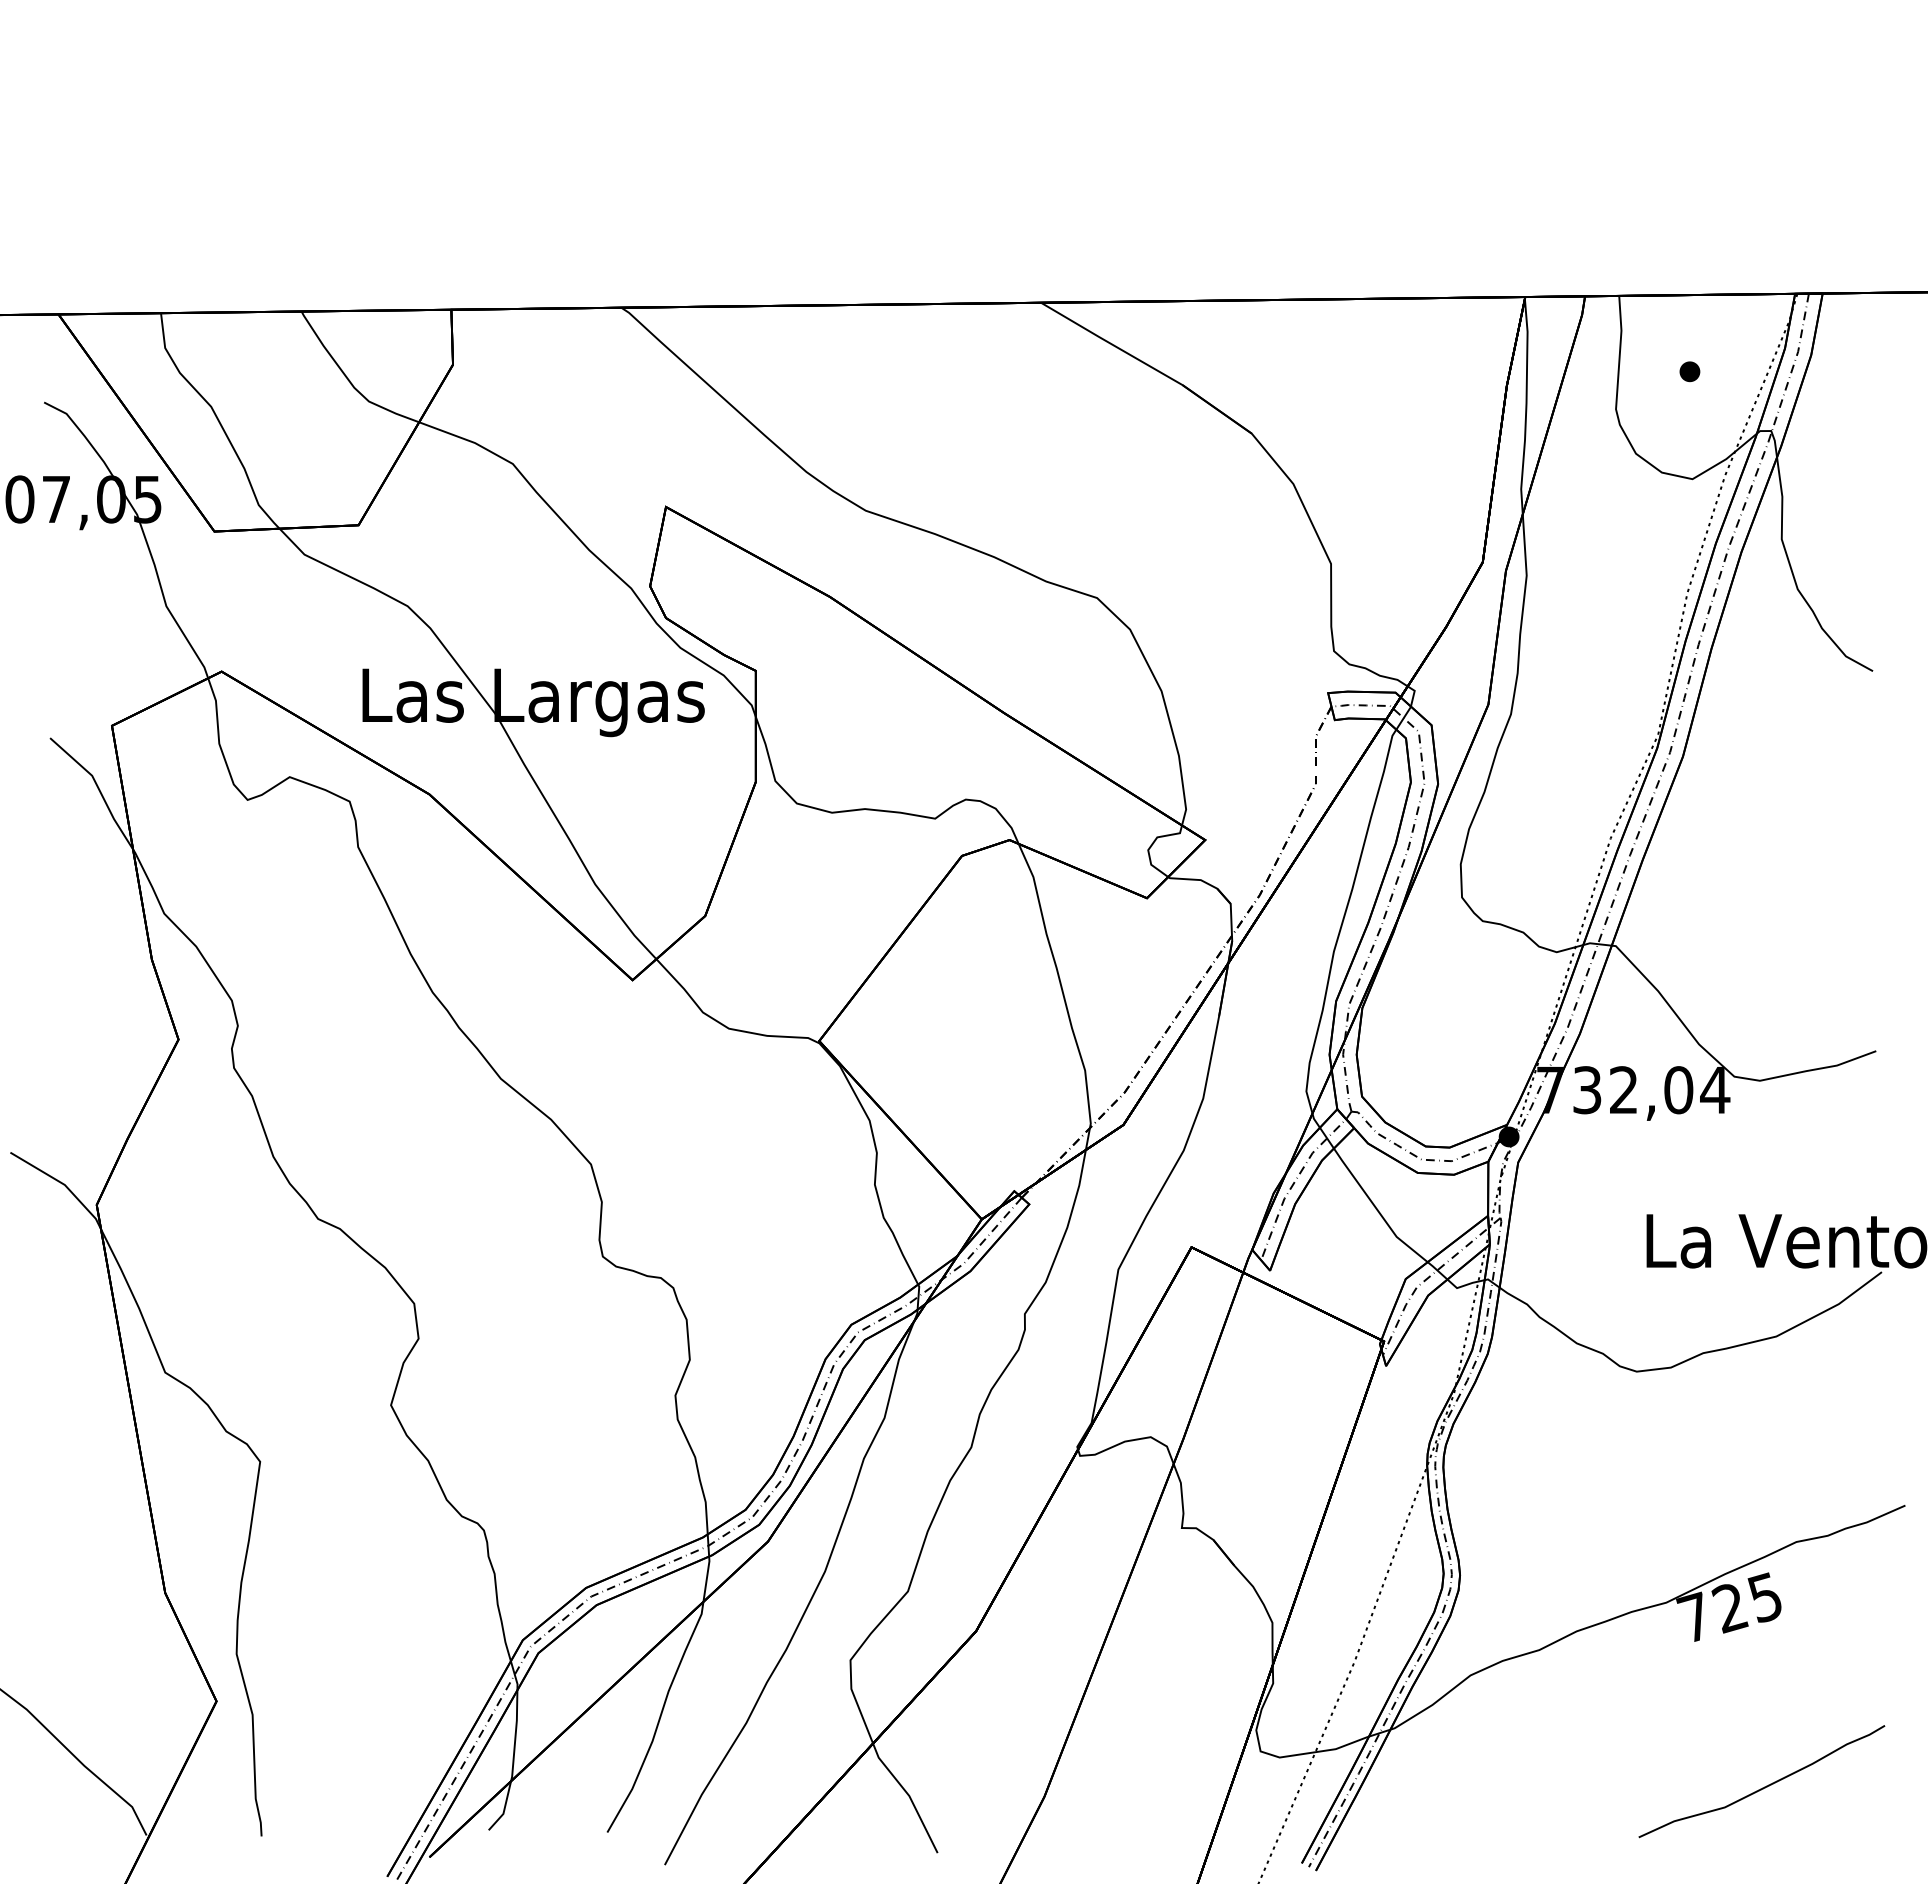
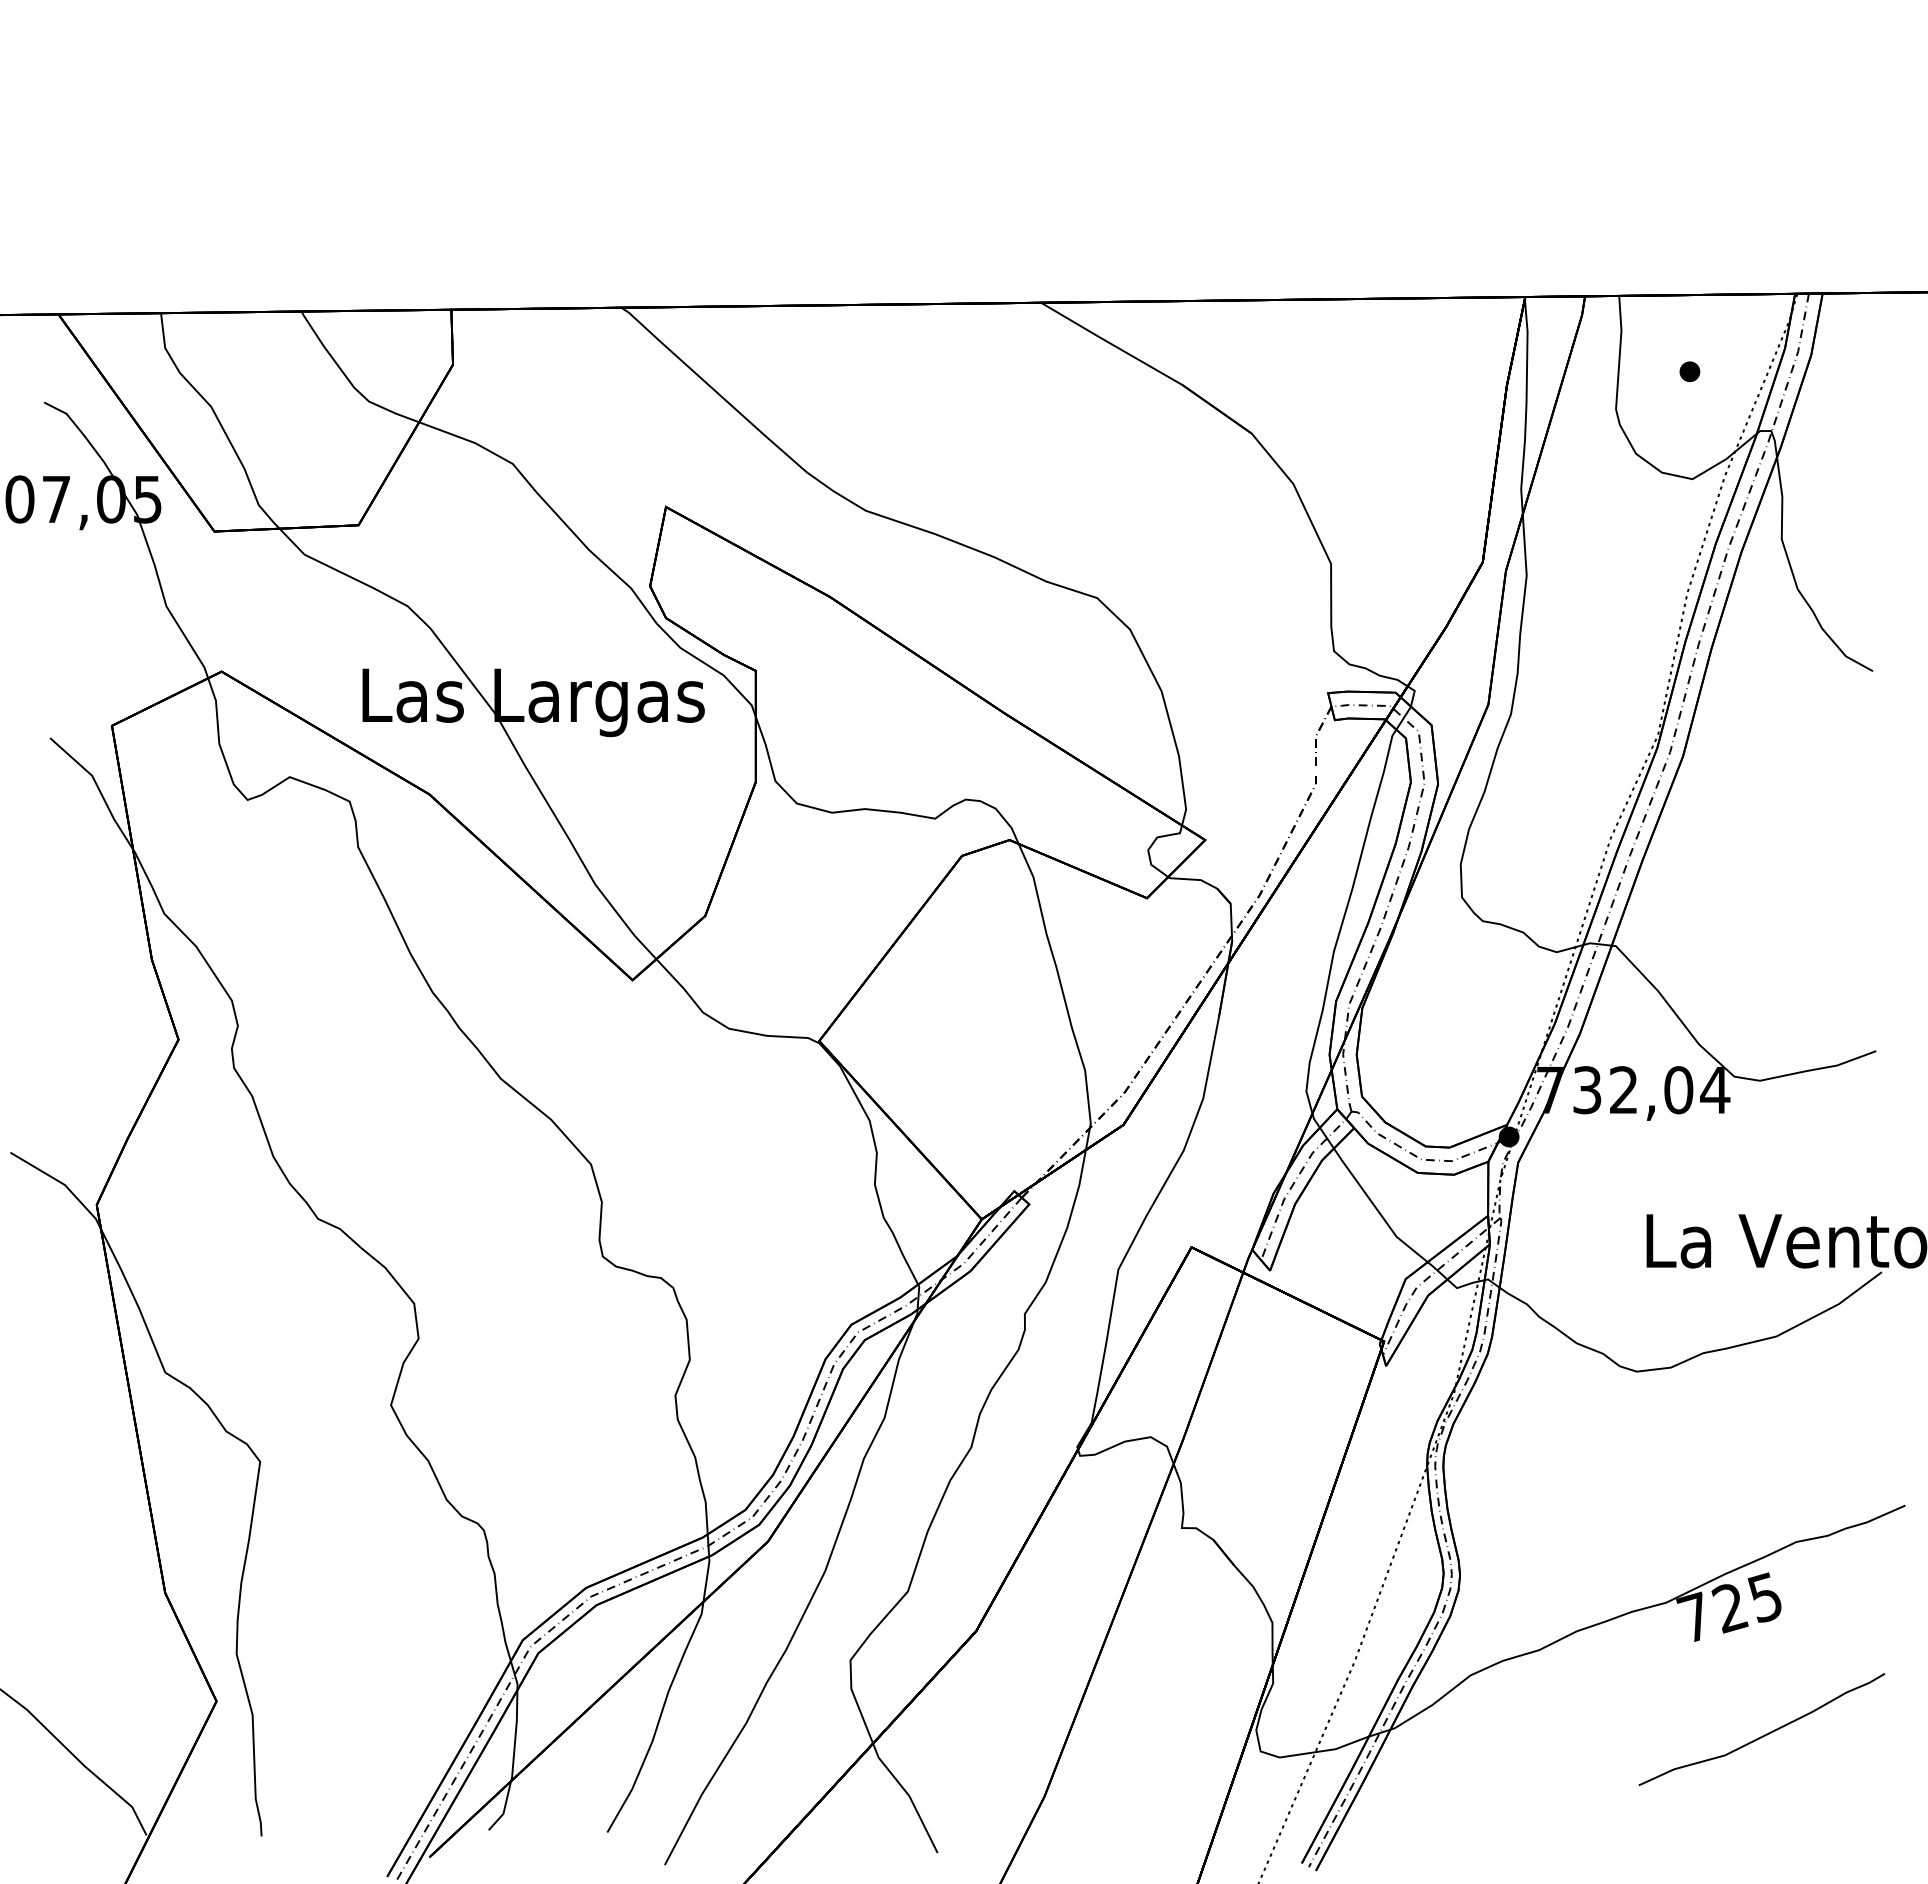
curve position: (1764, 1786) -> (1764, 1734) (1764, 1734)
